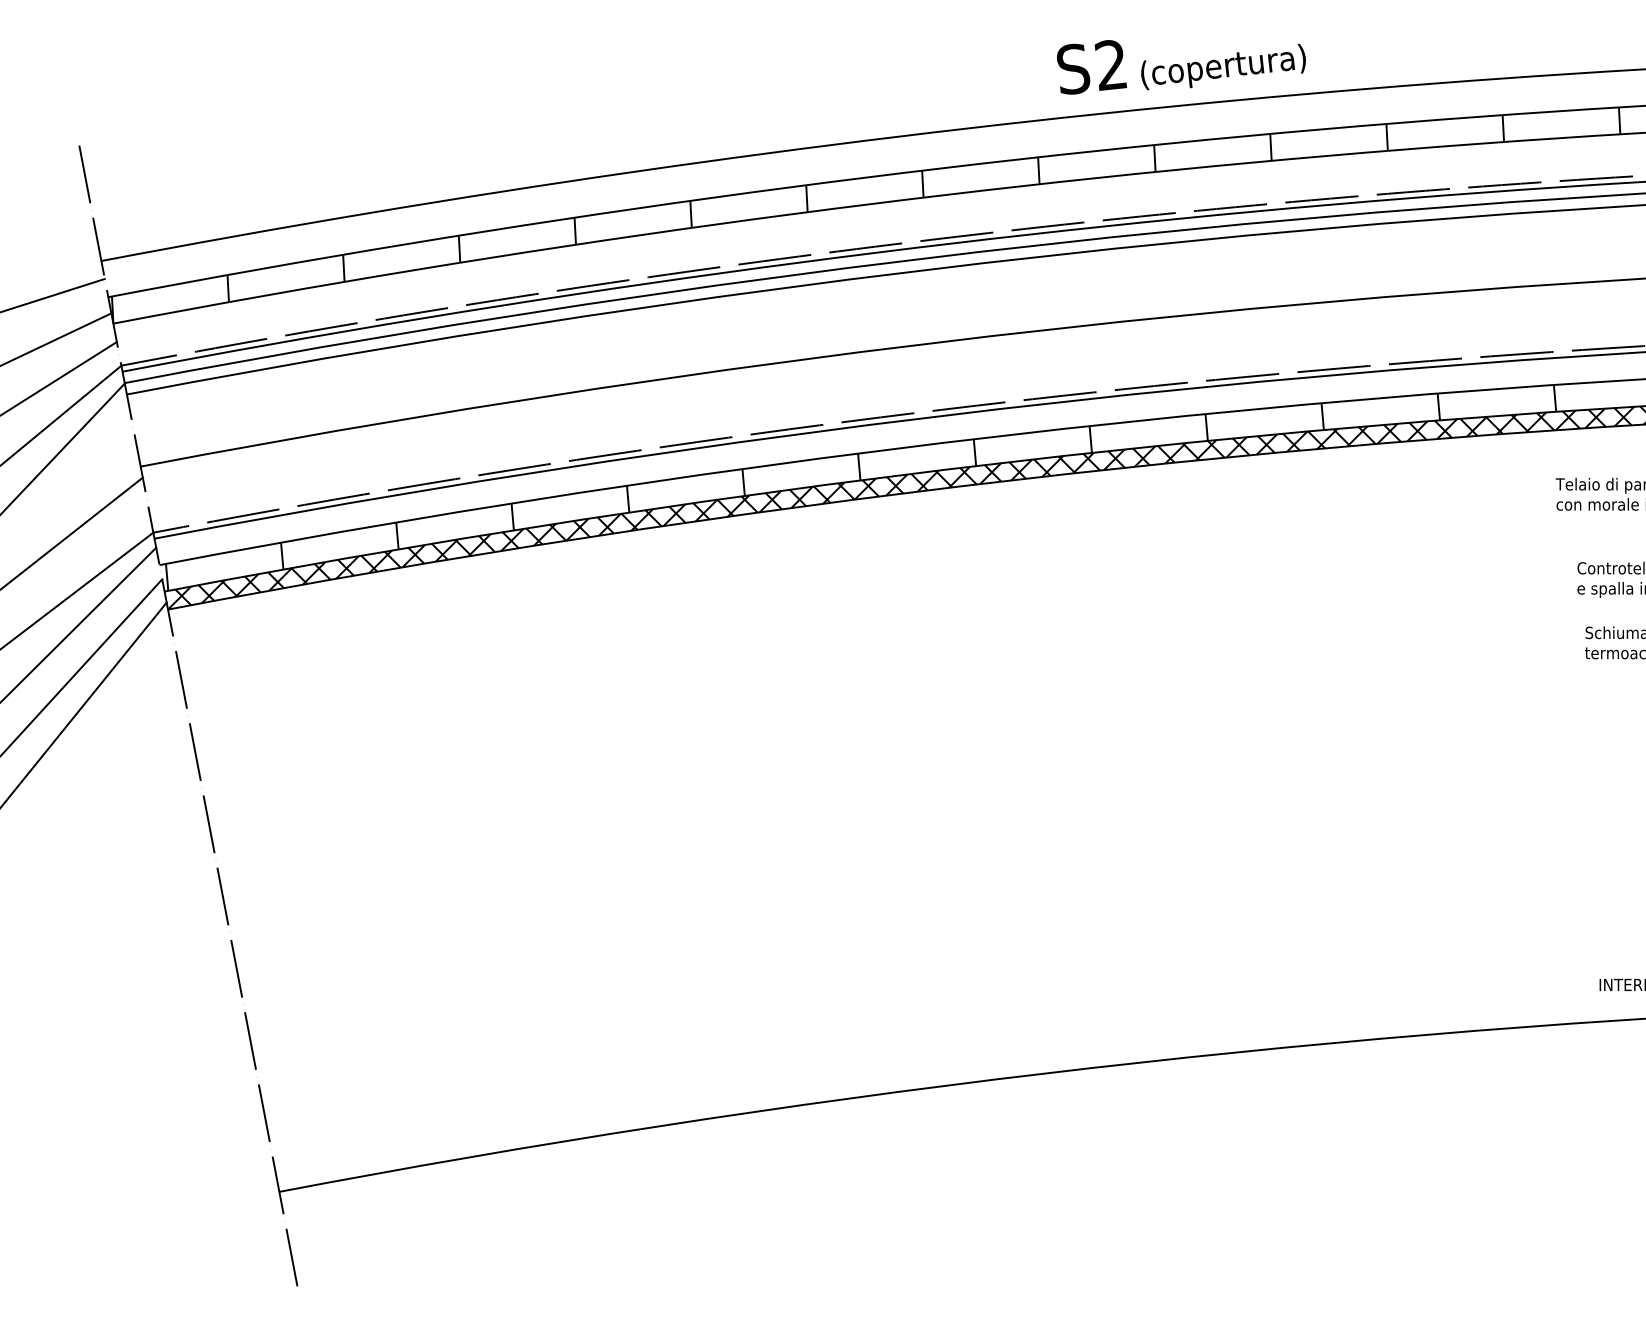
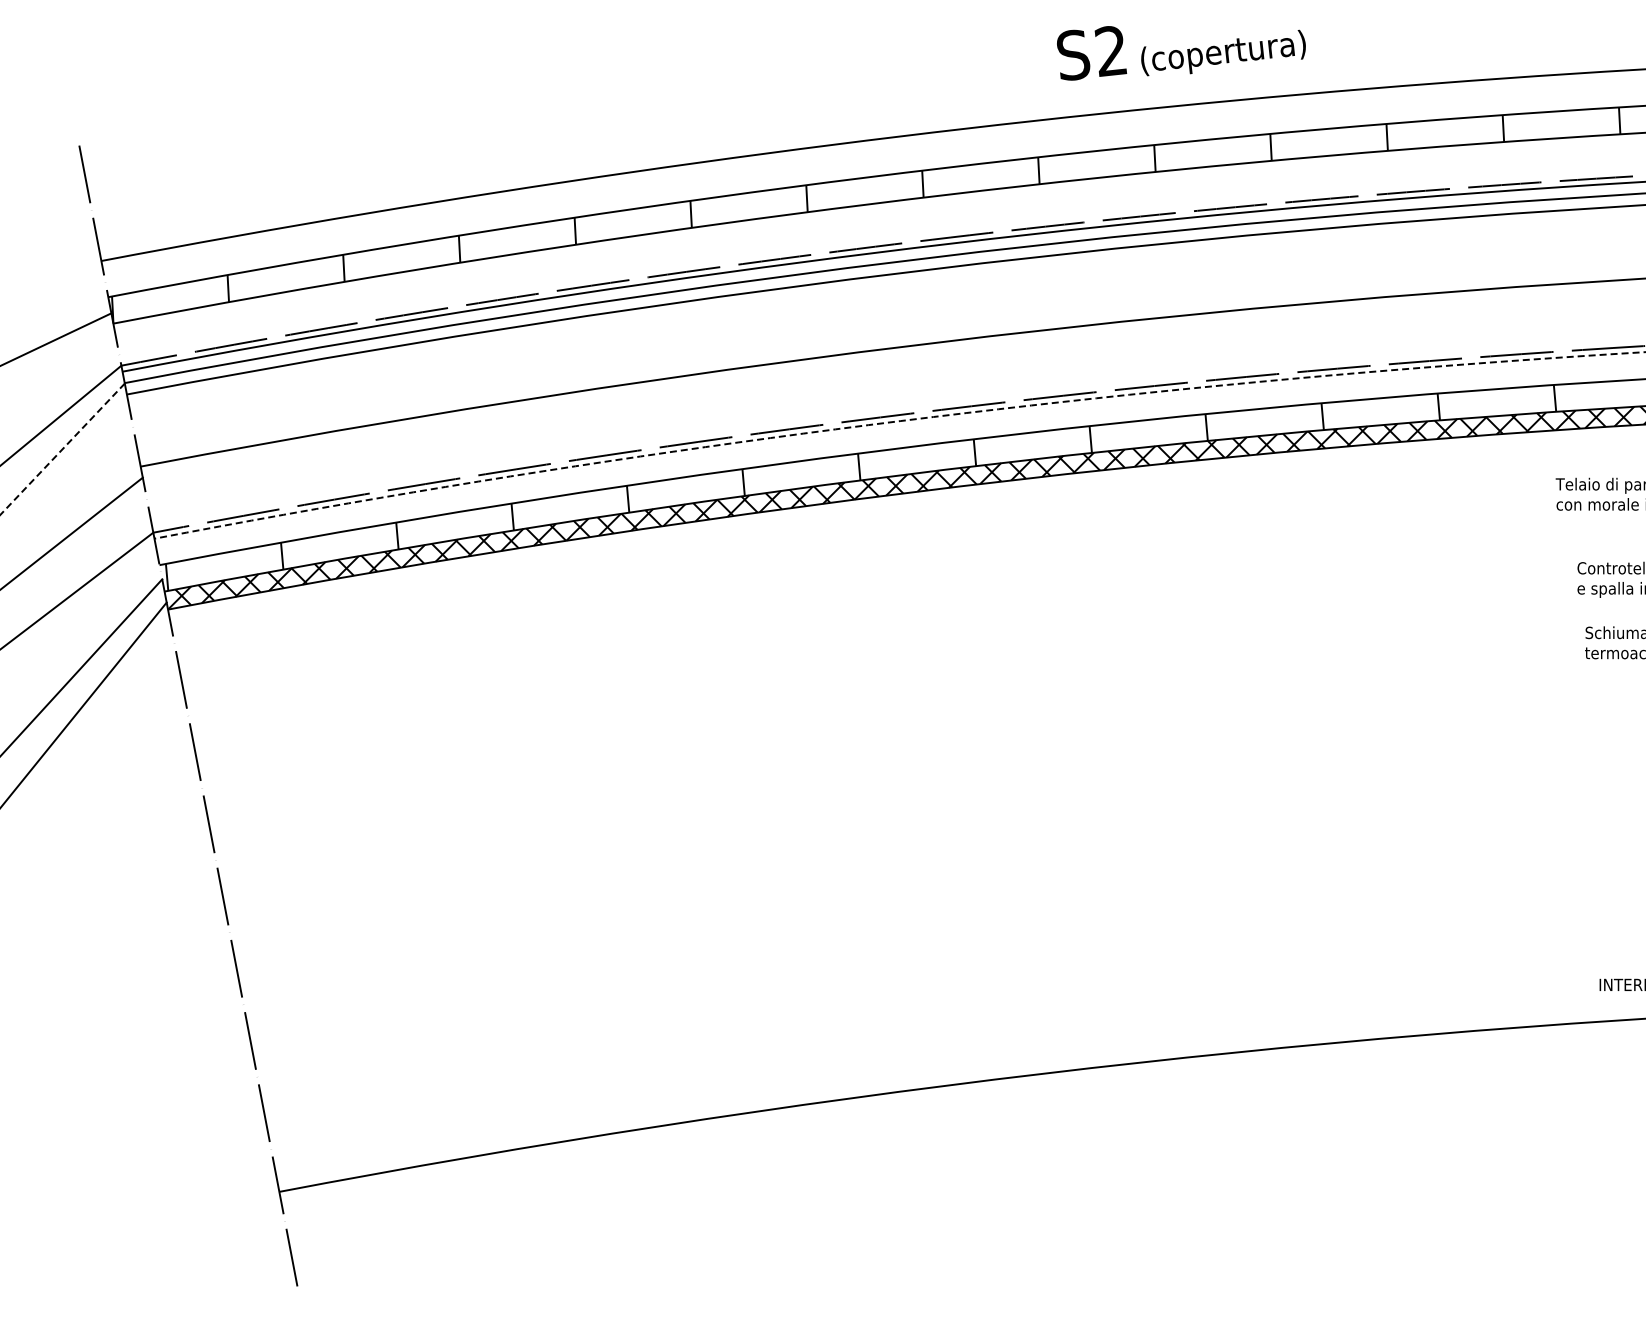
text position: (1181, 67) -> (1181, 53) (1181, 53)
line: present -> none (53, 295)
line: present -> none (59, 378)
arc: solid -> dashed (896, 421)
line: solid -> dashed (62, 448)
line: present -> none (79, 623)
